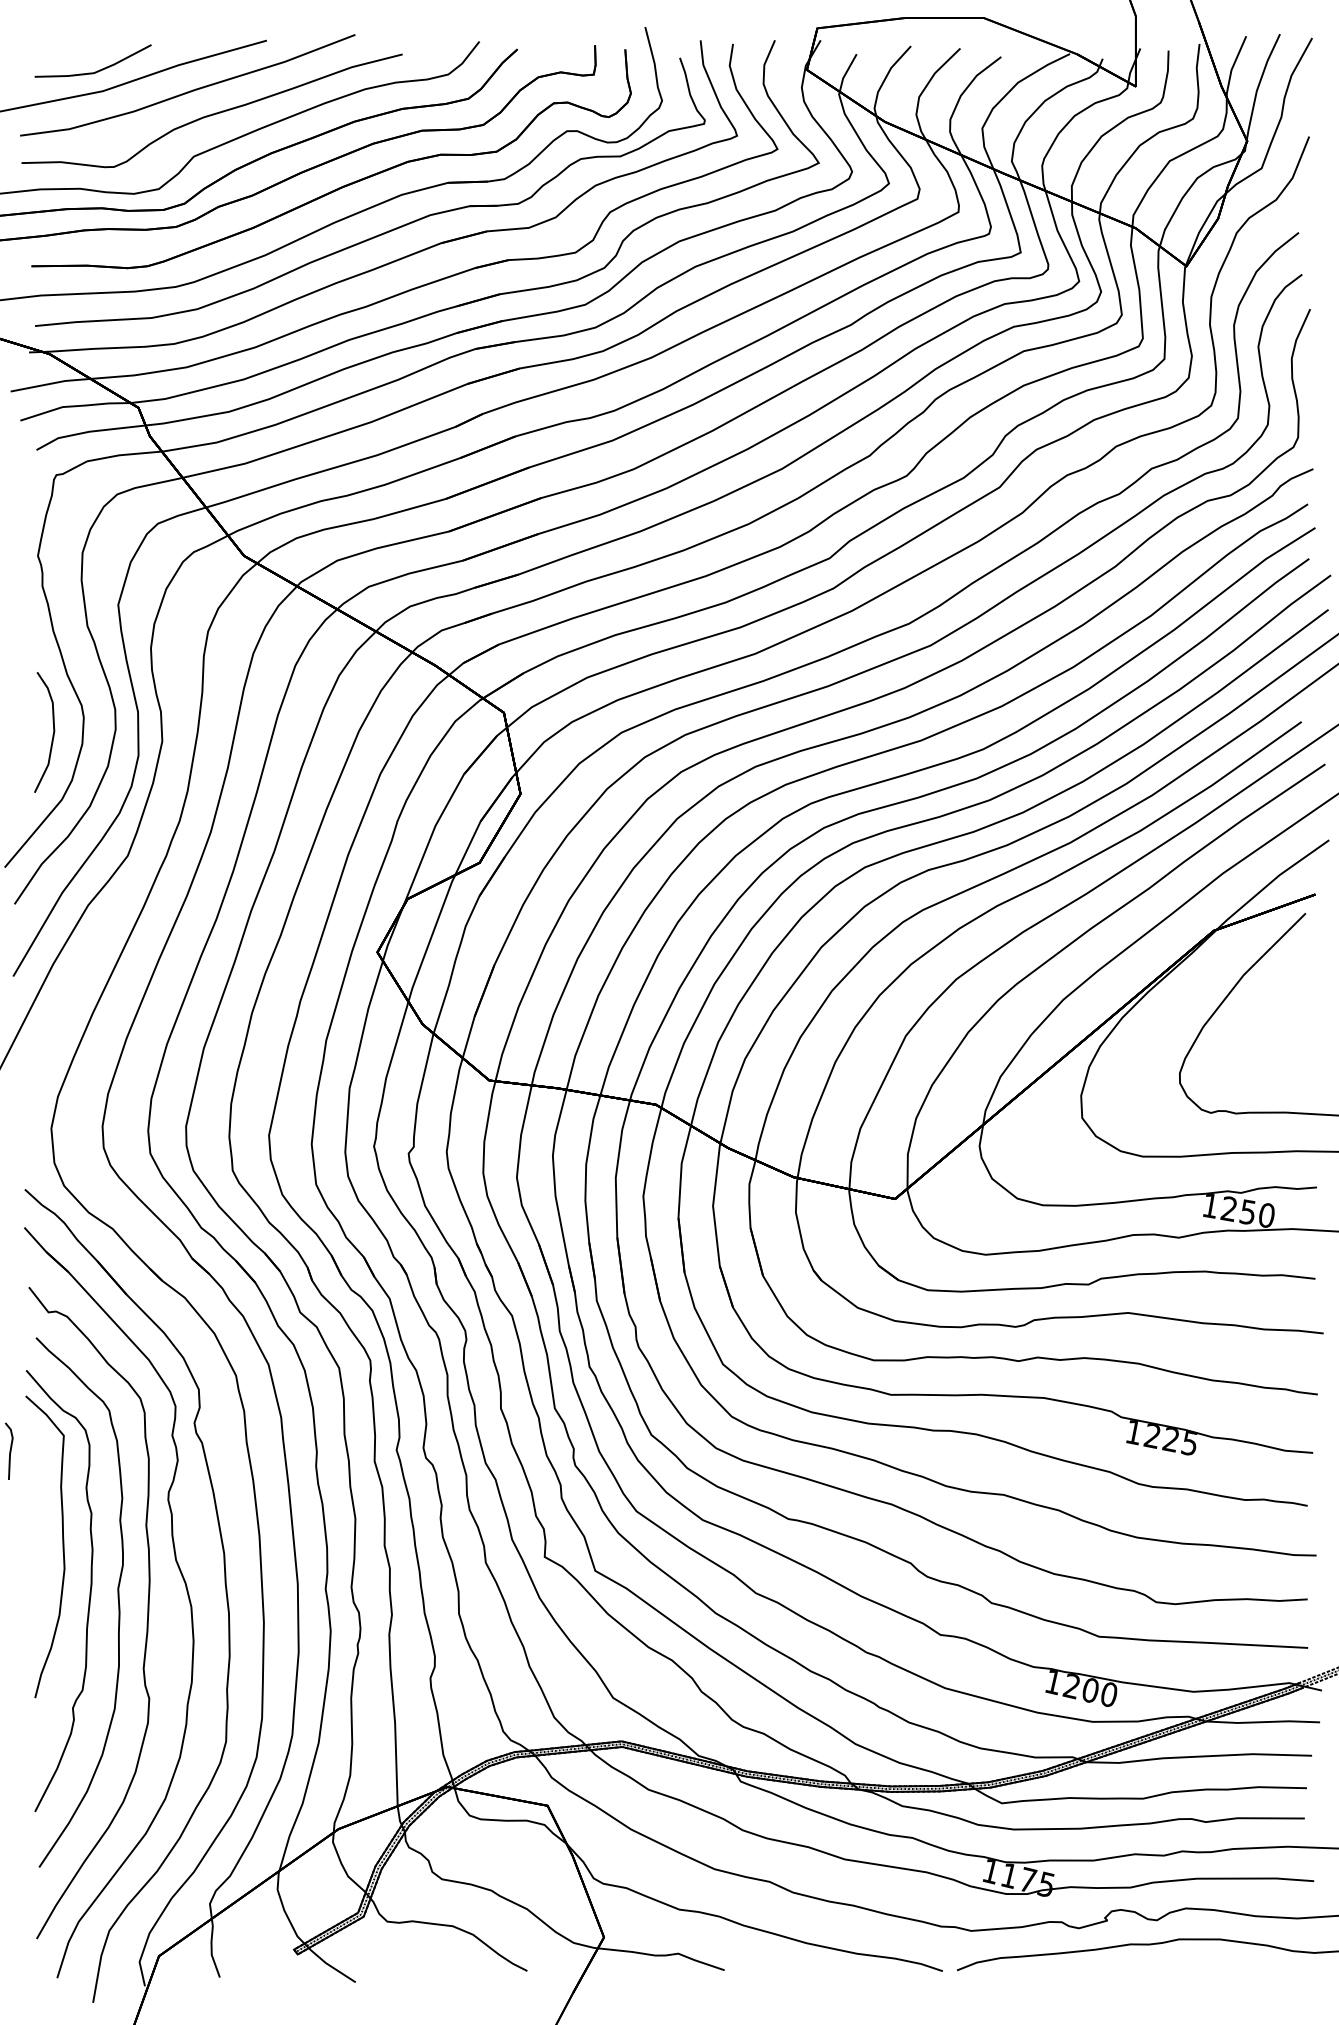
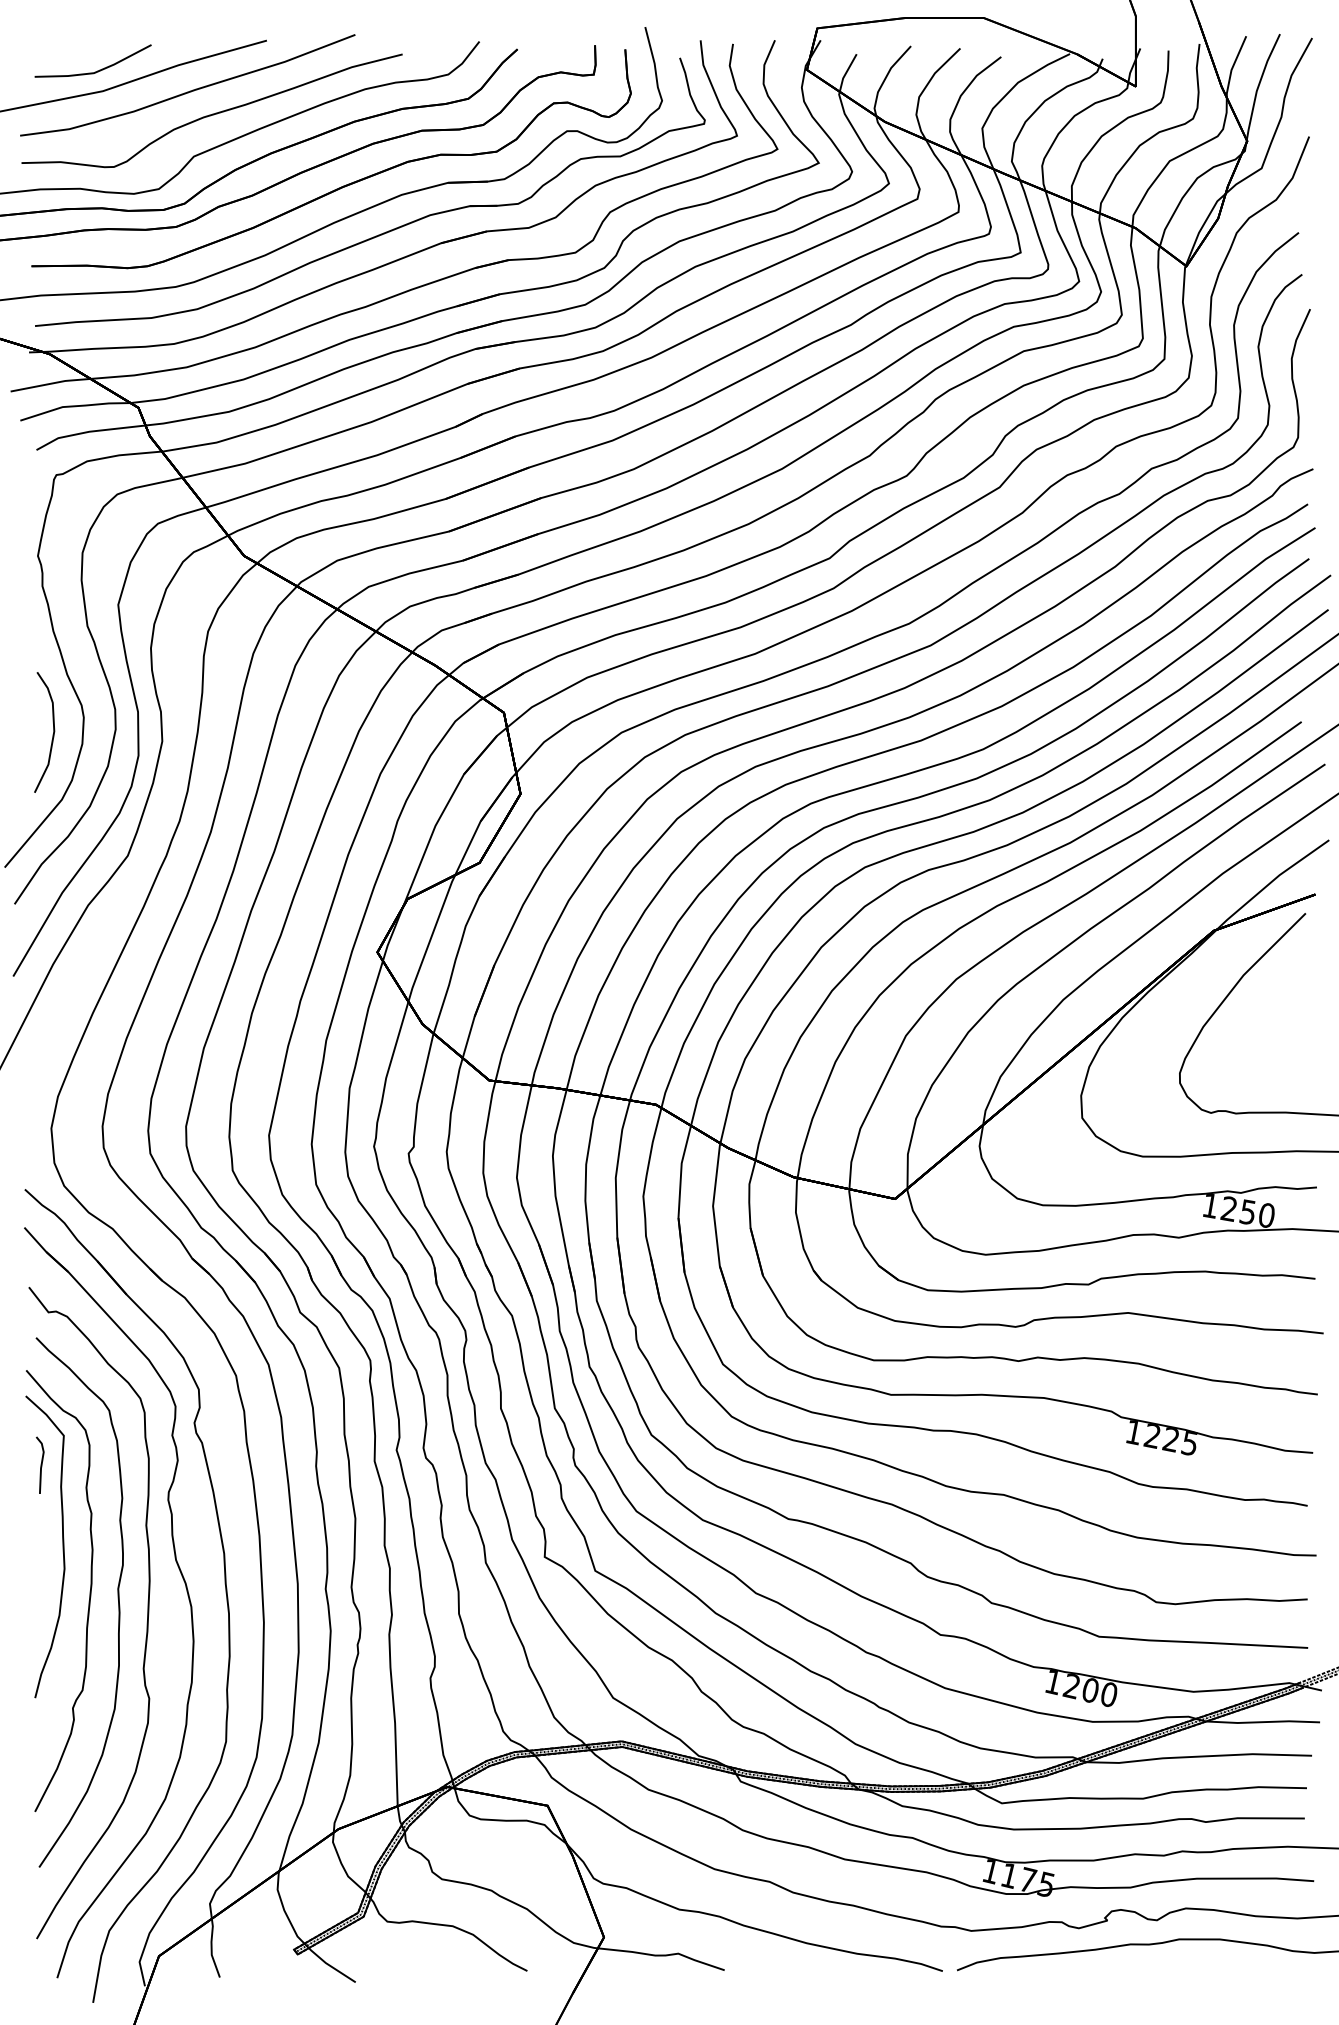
part position: (9, 1450) -> (40, 1464) (40, 1464)
